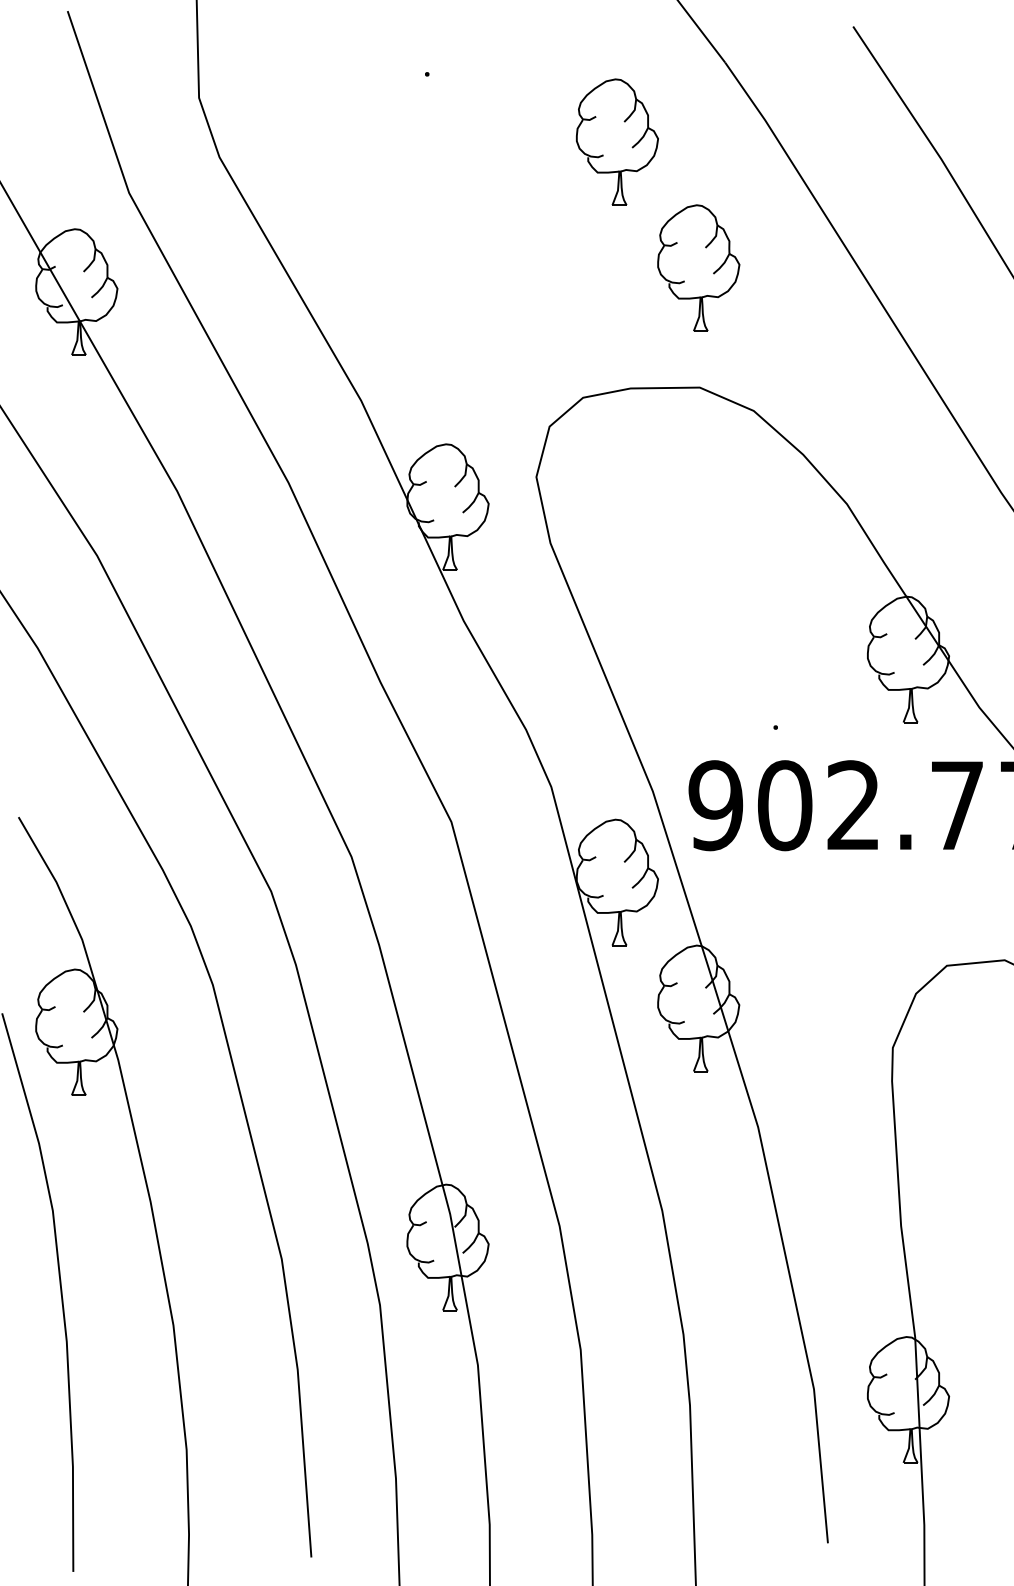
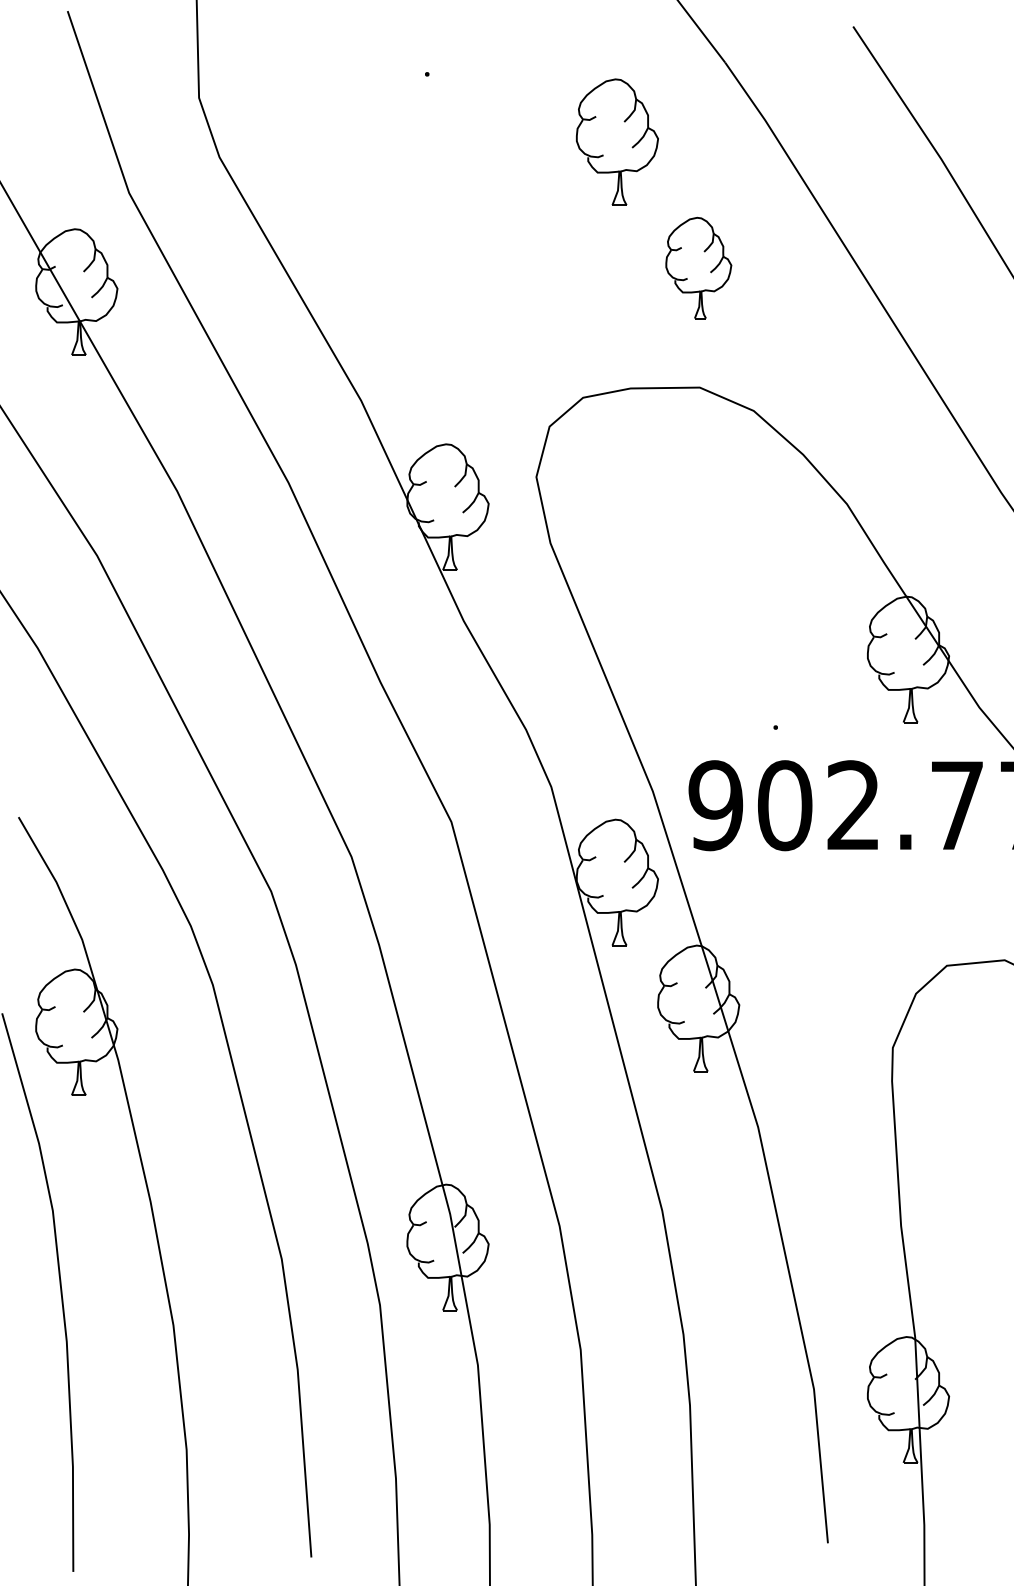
part size: 84x128 px -> 68x104 px (698, 267)
